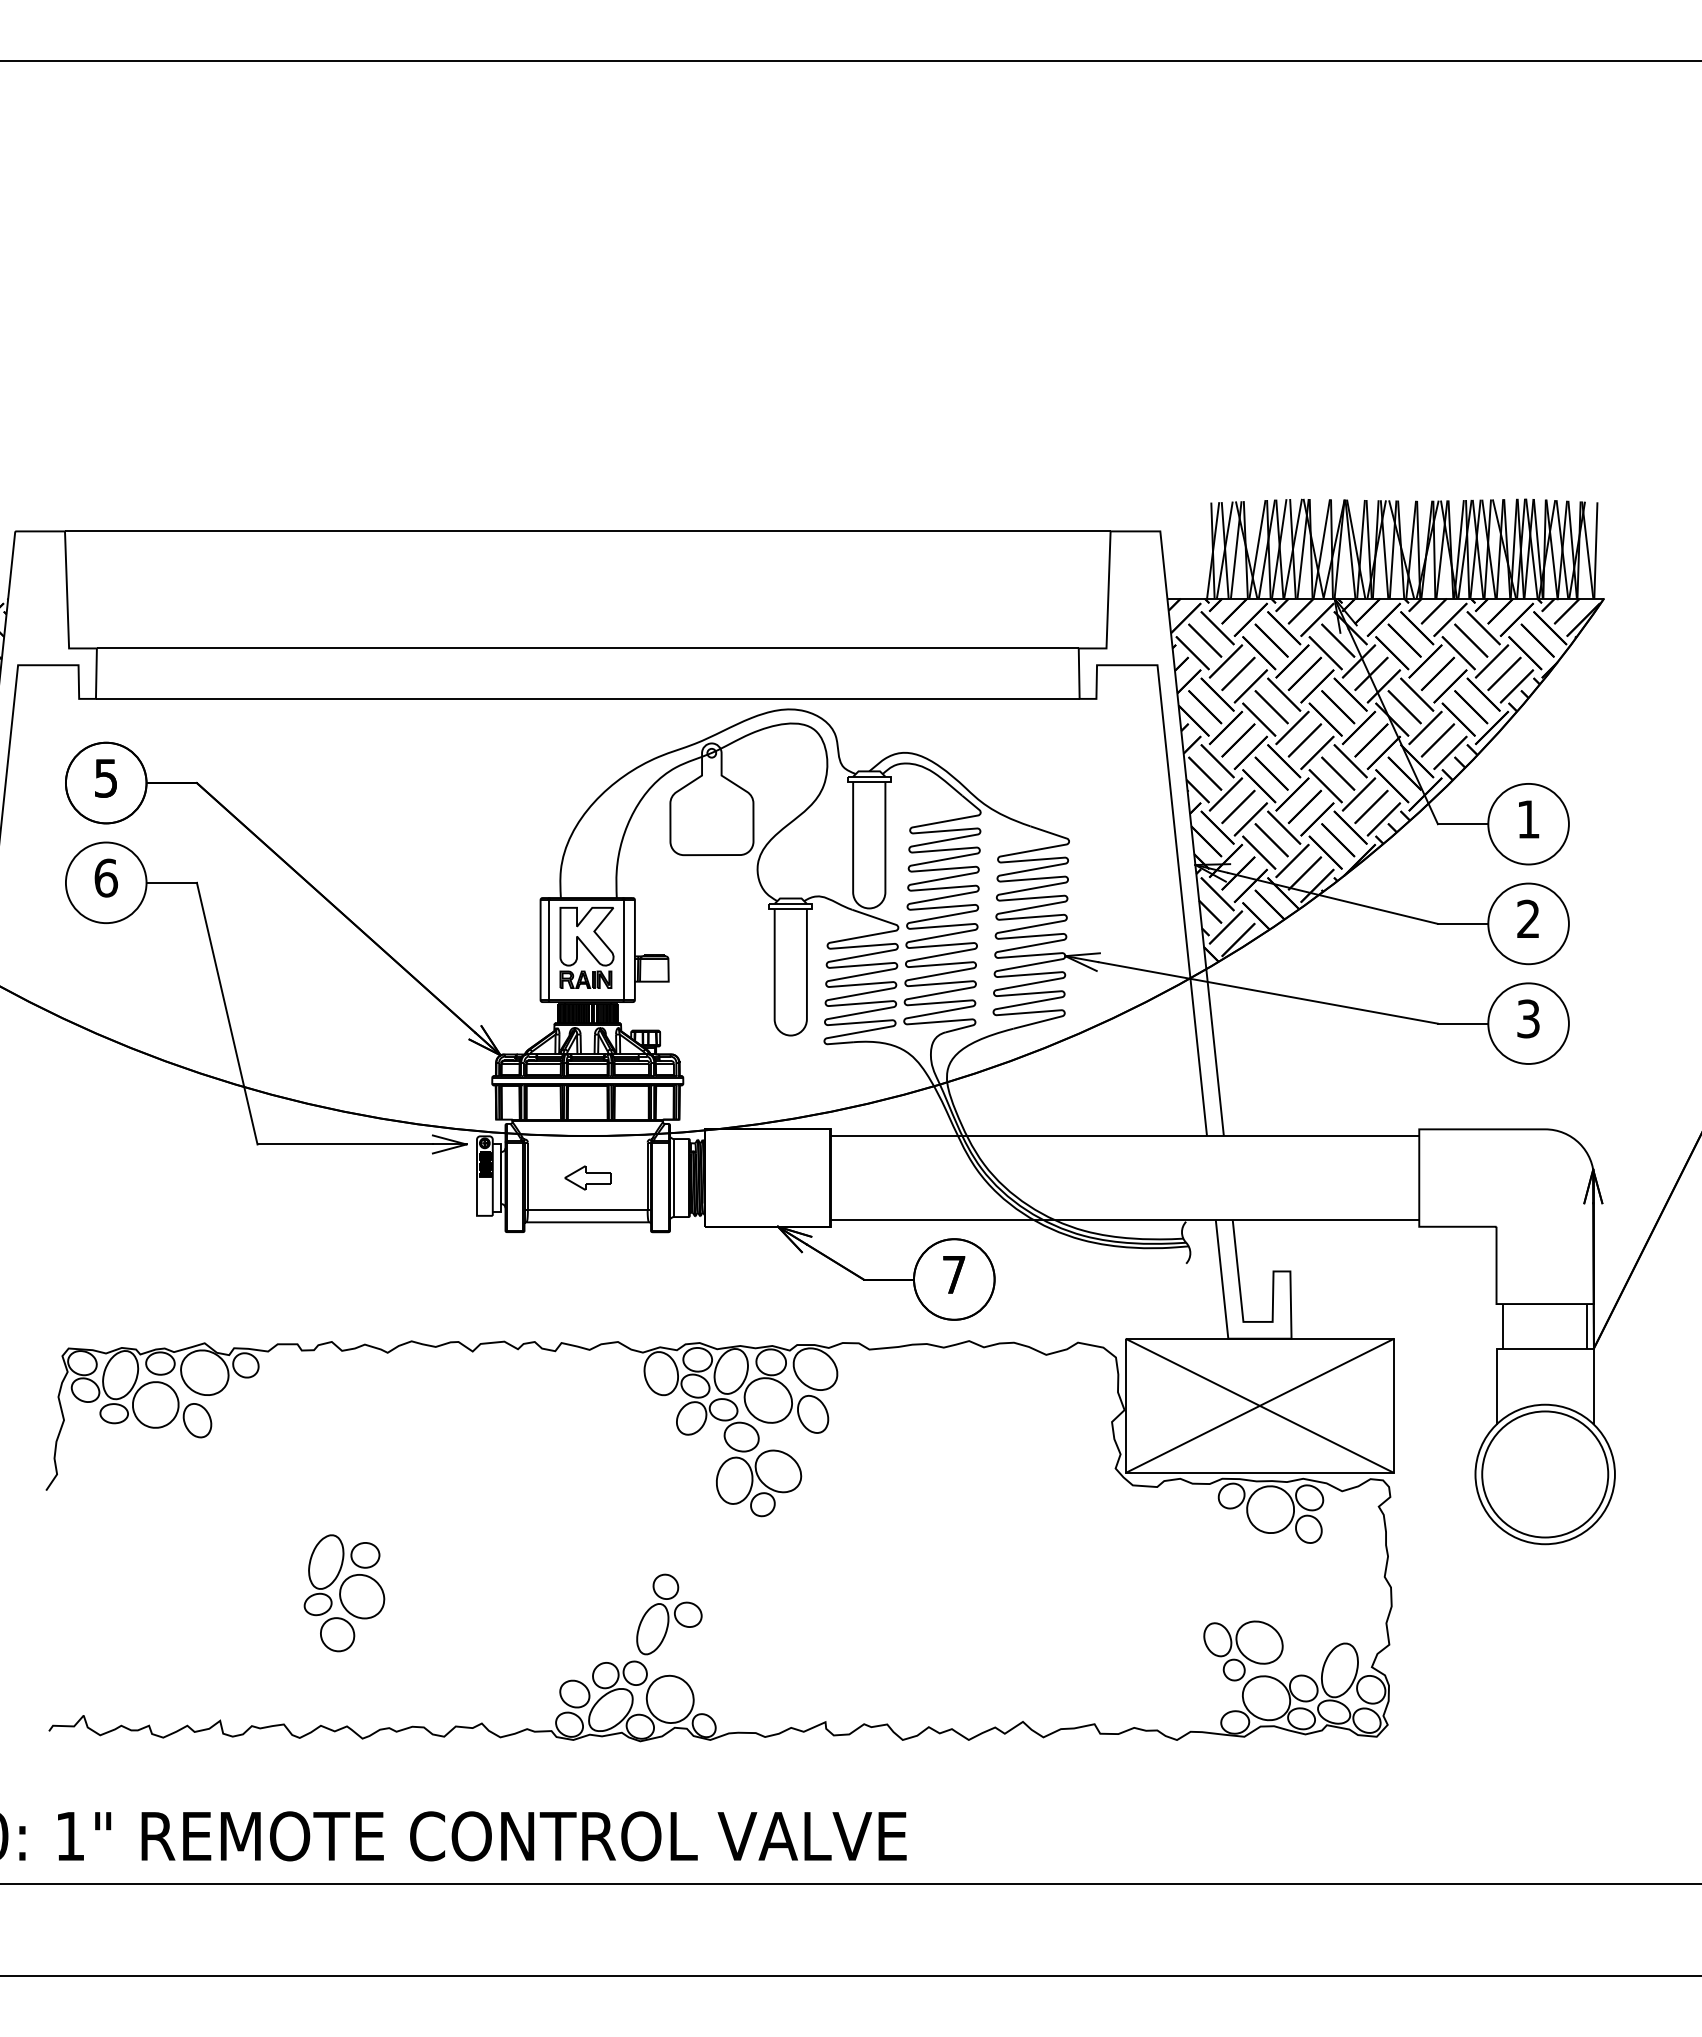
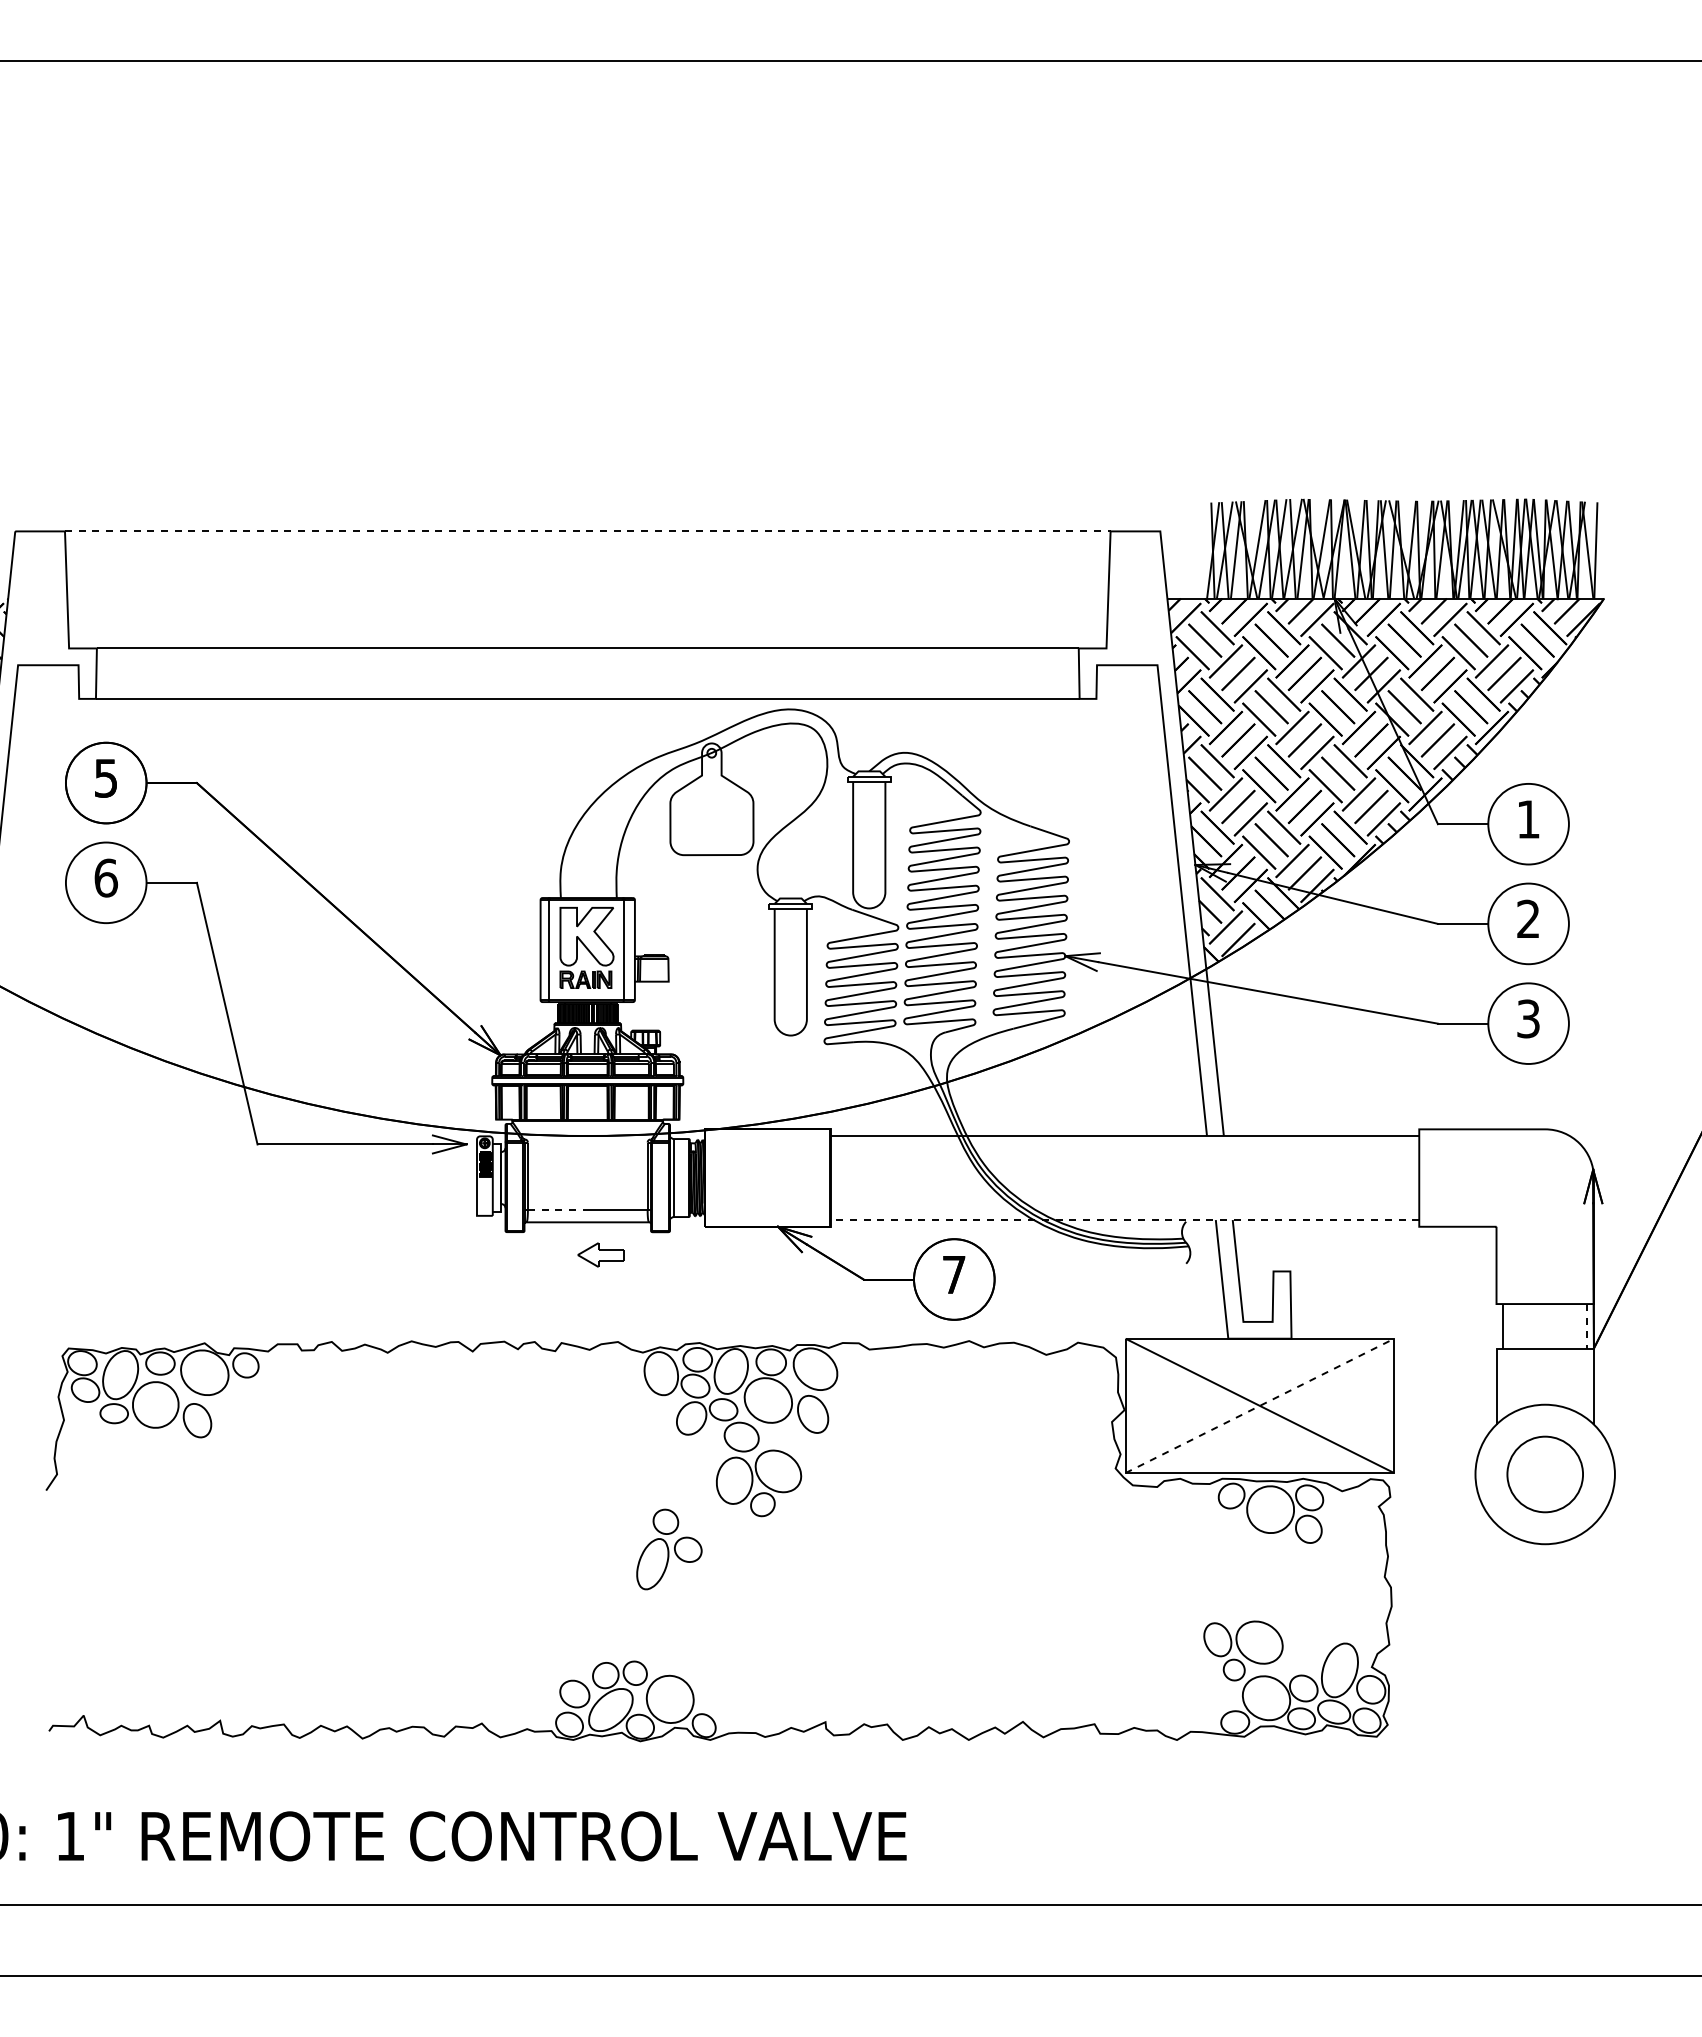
line: solid -> dashed (587, 531)
part position: (587, 1177) -> (600, 1254) (600, 1254)
line: solid -> dashed (557, 1209)
line: solid -> dashed (1124, 1220)
line: solid -> dashed (1587, 1326)
line: solid -> dashed (1260, 1405)
circle diameter: 126 px -> 76 px (1545, 1474)
part: present -> none (344, 1593)
part position: (669, 1614) -> (669, 1549) (669, 1549)
line position: (850, 1884) -> (850, 1905) (850, 1905)
